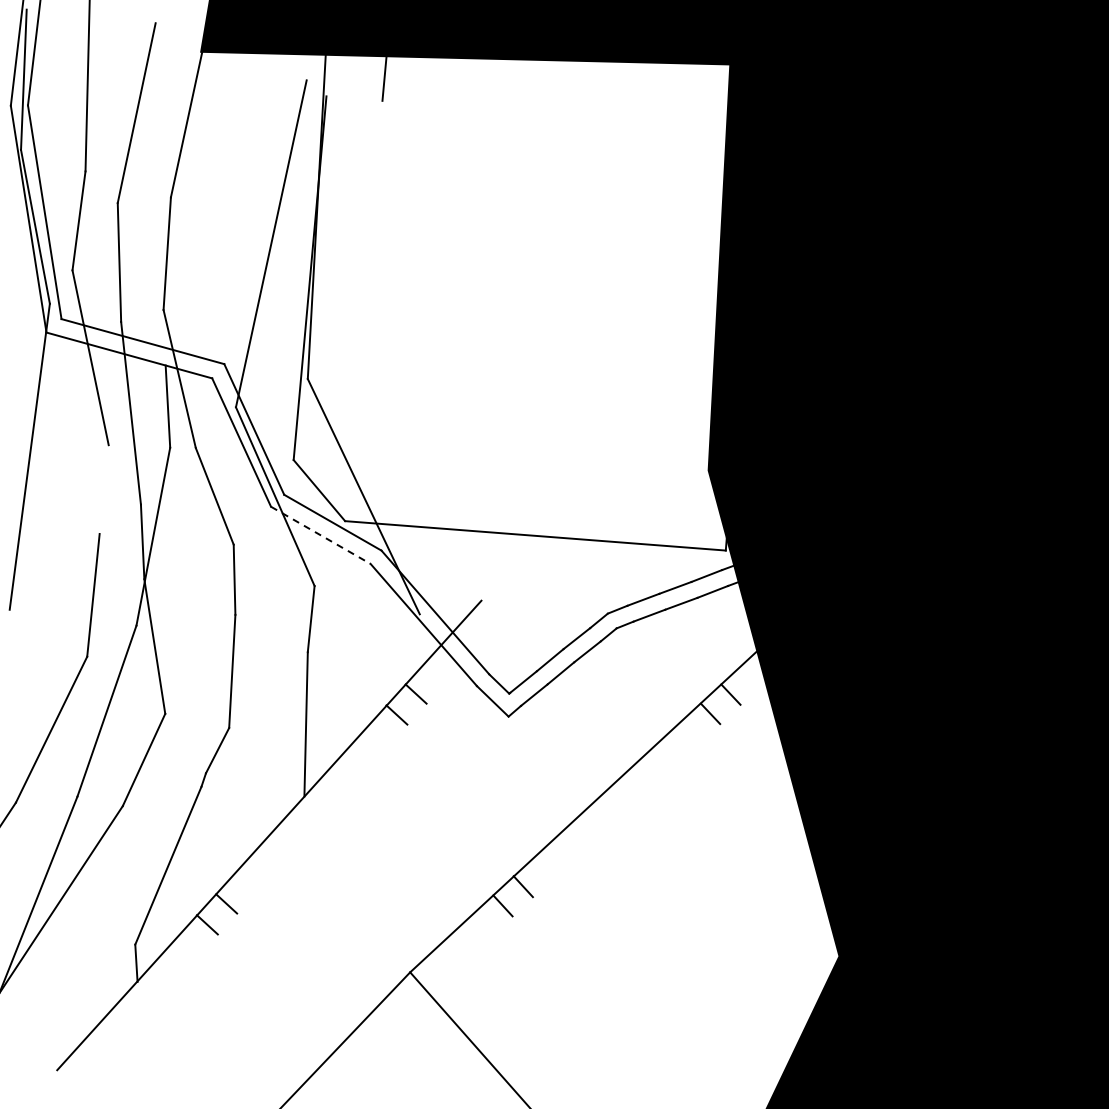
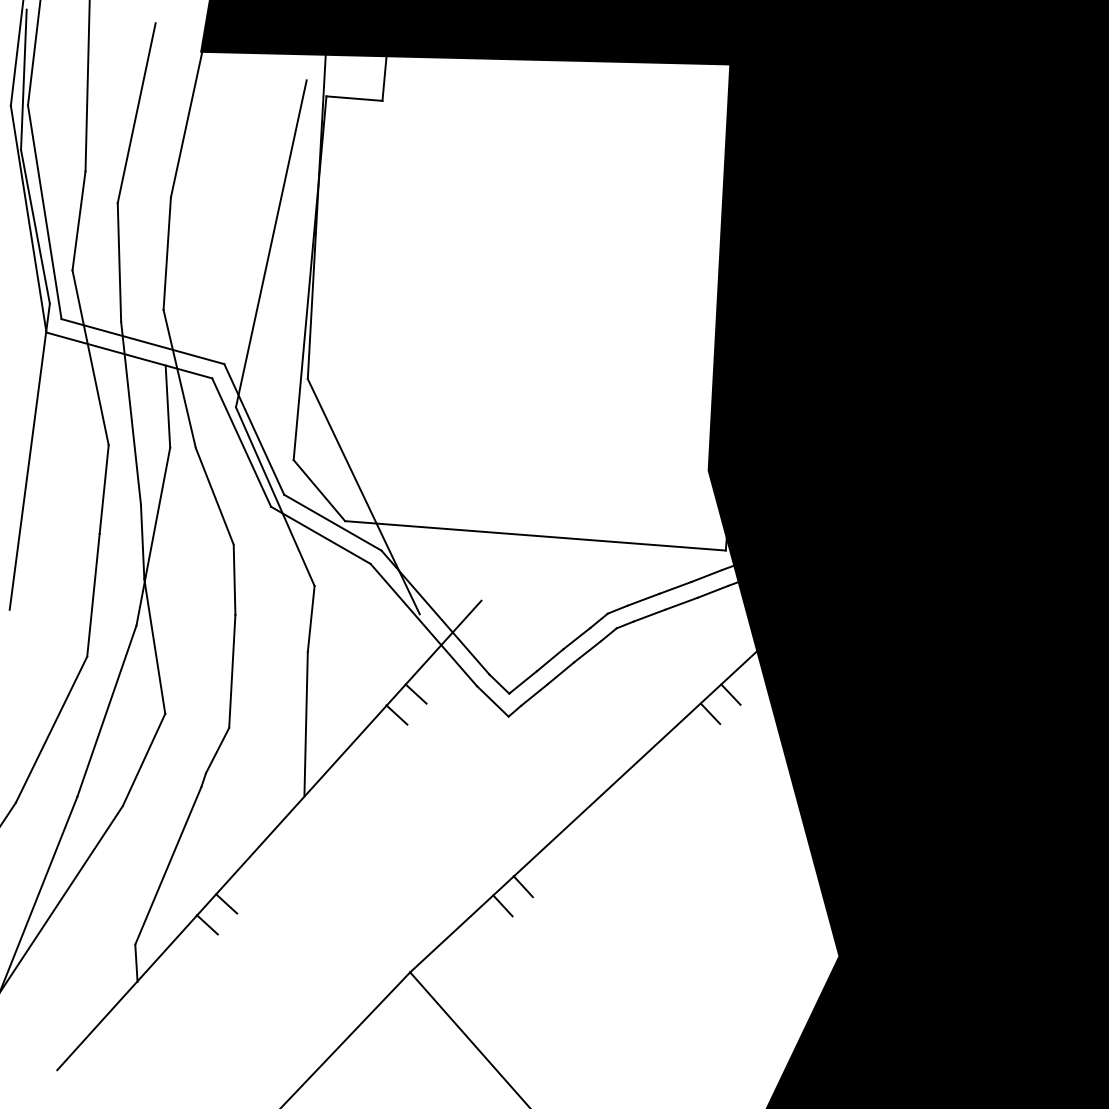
line: none -> present (354, 98)
line: none -> present (103, 489)
line: dashed -> solid (321, 535)
